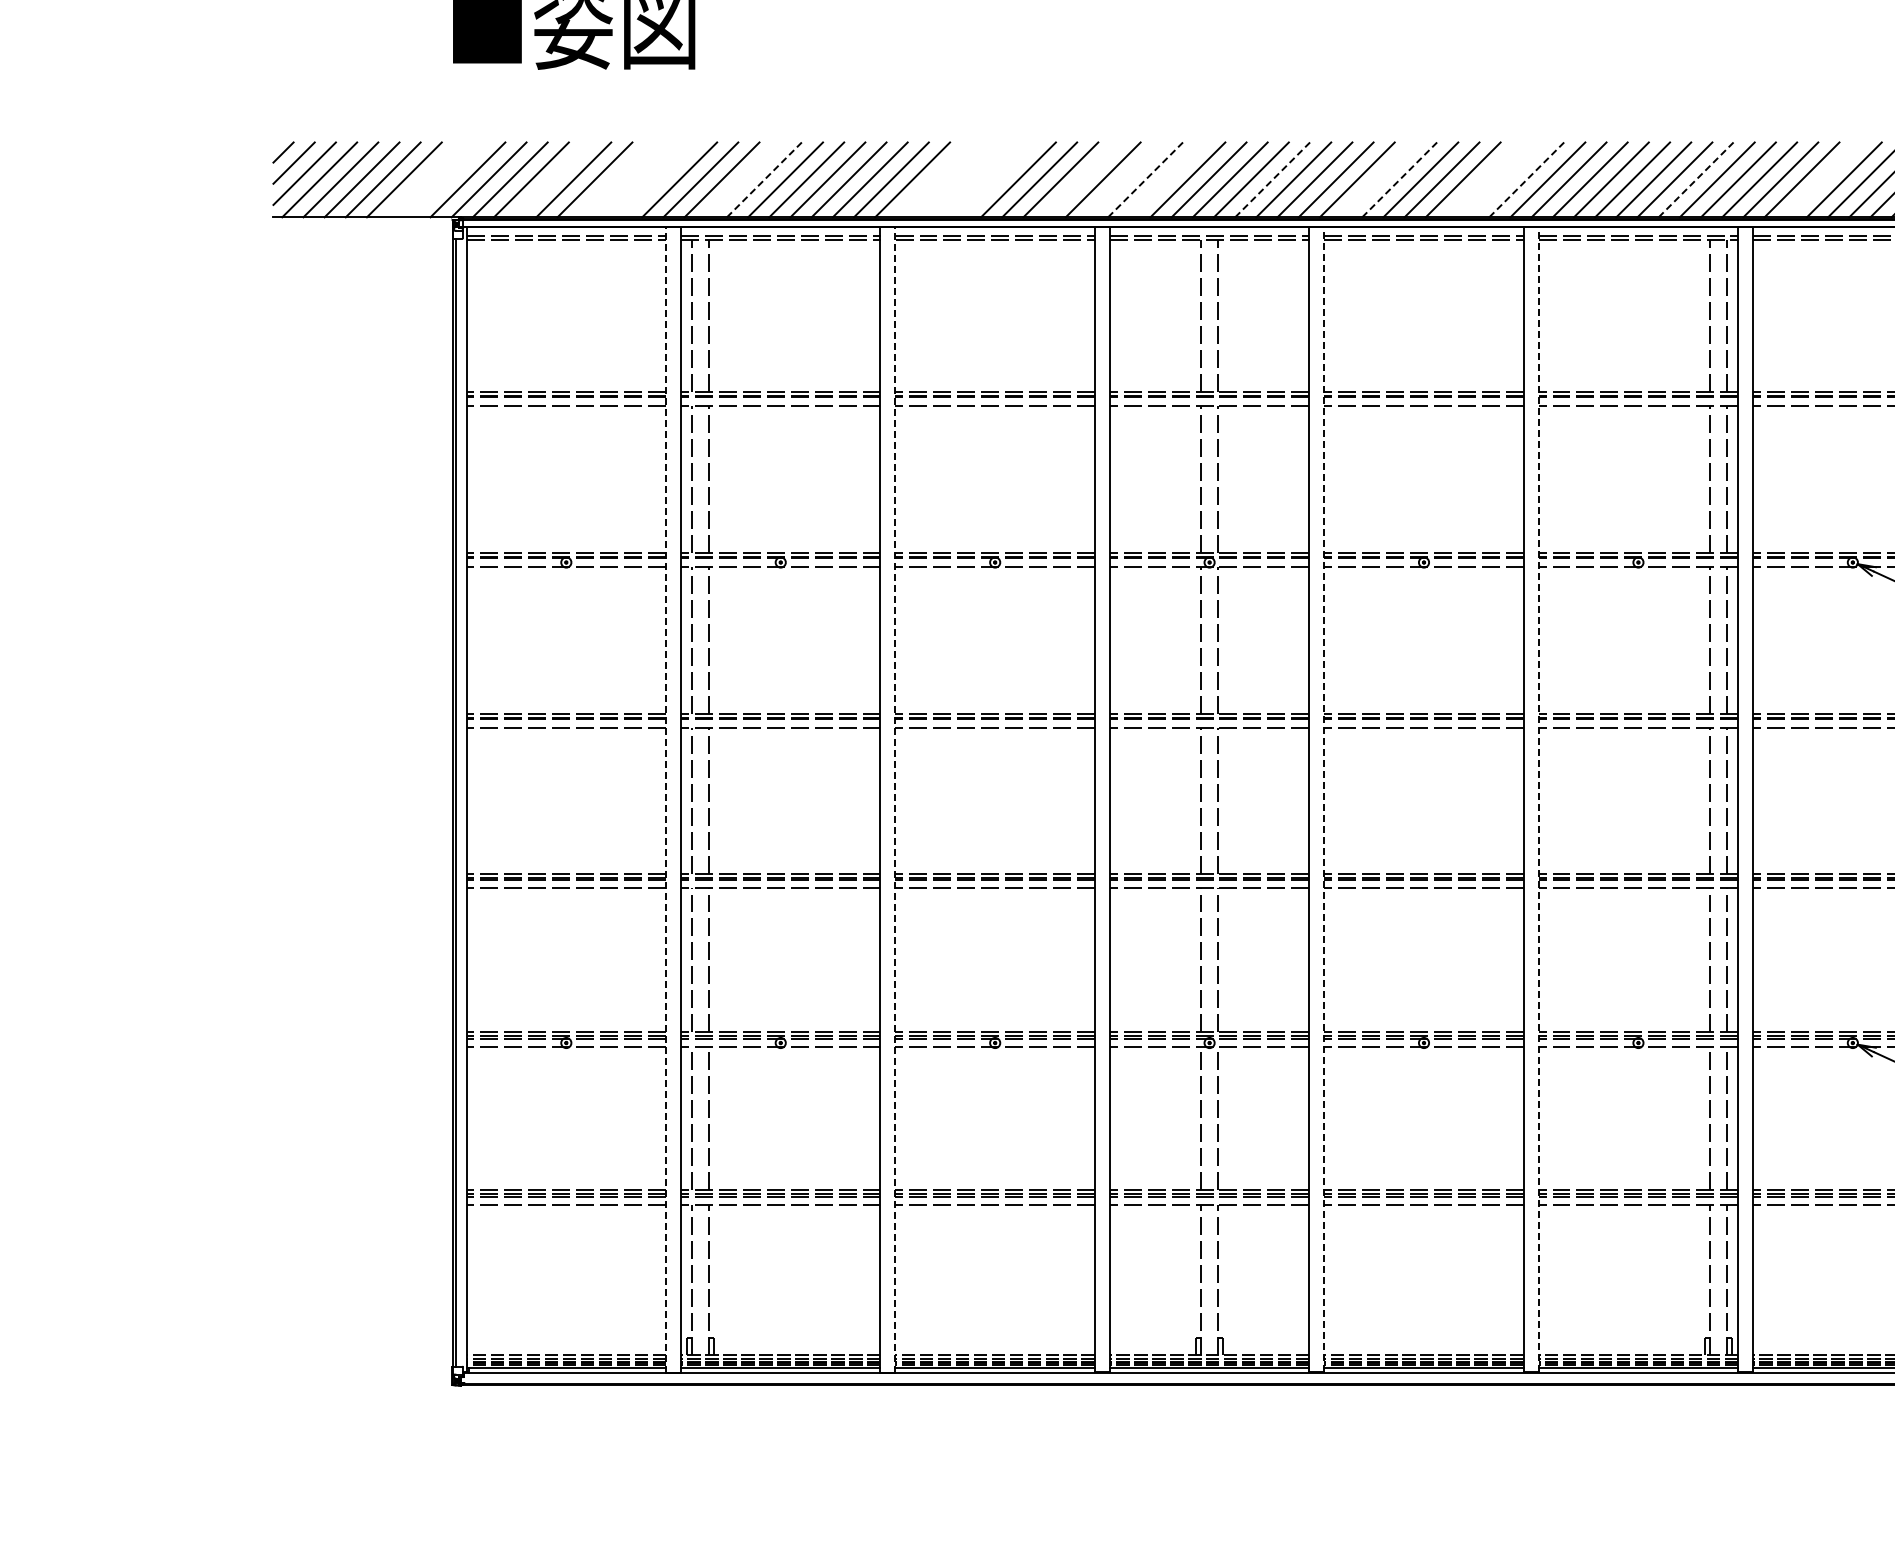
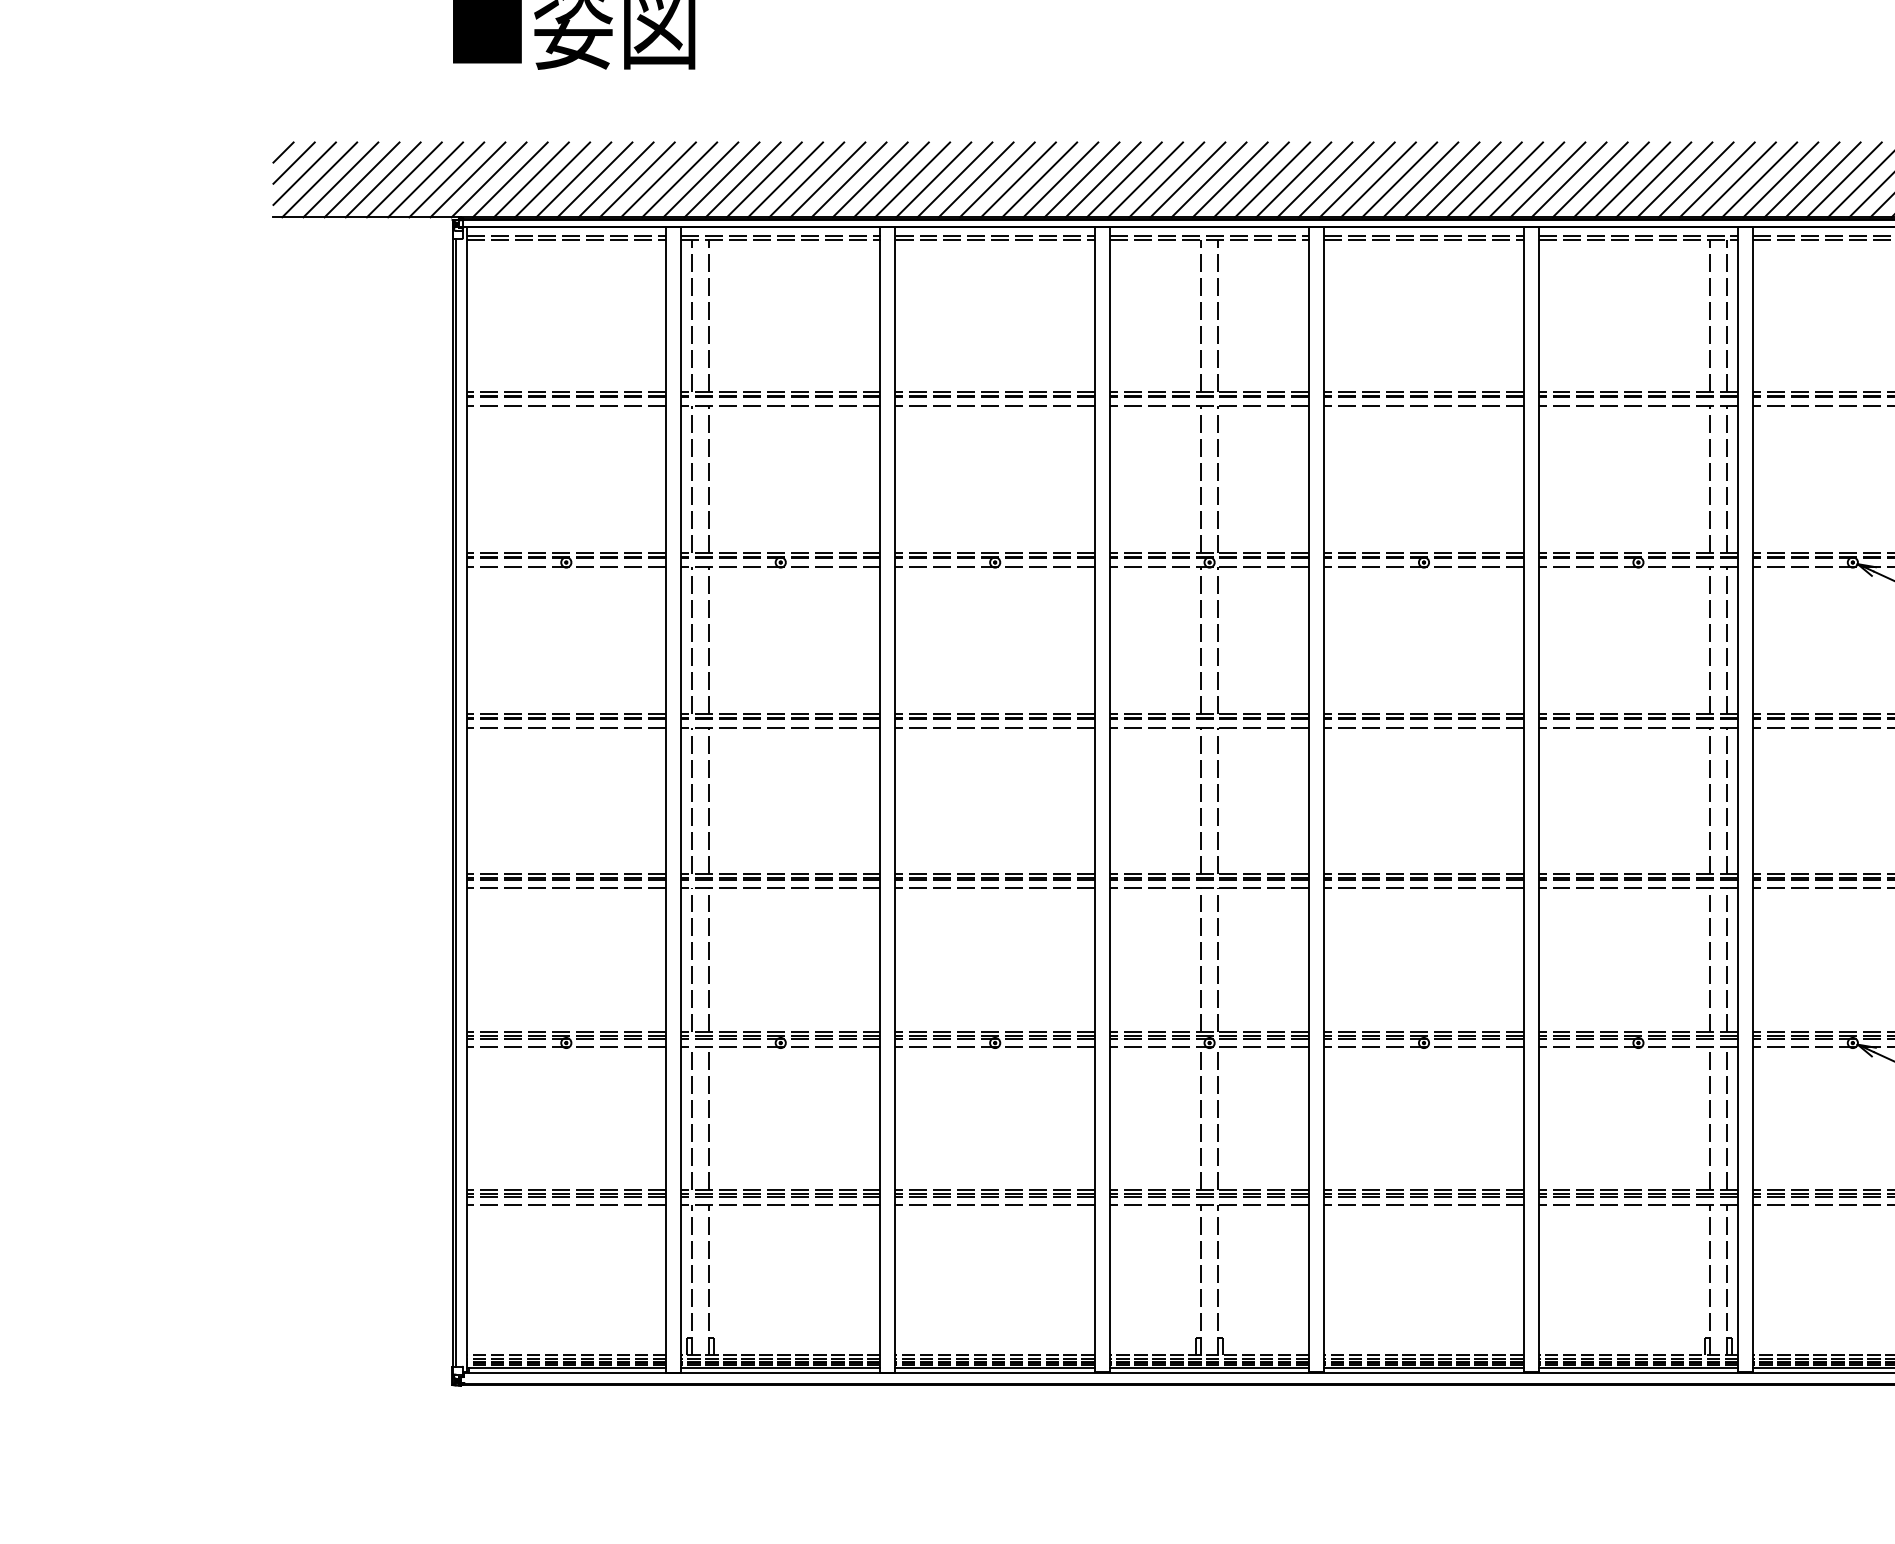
line: none -> present (425, 179)
line: none -> present (446, 179)
line: none -> present (552, 179)
line: none -> present (615, 179)
line: none -> present (636, 179)
line: none -> present (658, 179)
line: none -> present (742, 179)
line: dashed -> solid (764, 179)
line: none -> present (933, 179)
line: none -> present (954, 179)
line: none -> present (975, 179)
line: none -> present (996, 179)
line: none -> present (1081, 179)
line: none -> present (1123, 179)
line: dashed -> solid (1145, 179)
line: none -> present (1166, 179)
line: dashed -> solid (1272, 179)
line: none -> present (1378, 179)
line: dashed -> solid (1399, 179)
line: none -> present (1483, 179)
line: none -> present (1505, 179)
line: dashed -> solid (1526, 179)
line: dashed -> solid (1696, 179)
line: none -> present (1822, 179)
line: dashed -> solid (666, 799)
line: dashed -> solid (895, 799)
line: dashed -> solid (1324, 799)
line: dashed -> solid (1538, 799)
